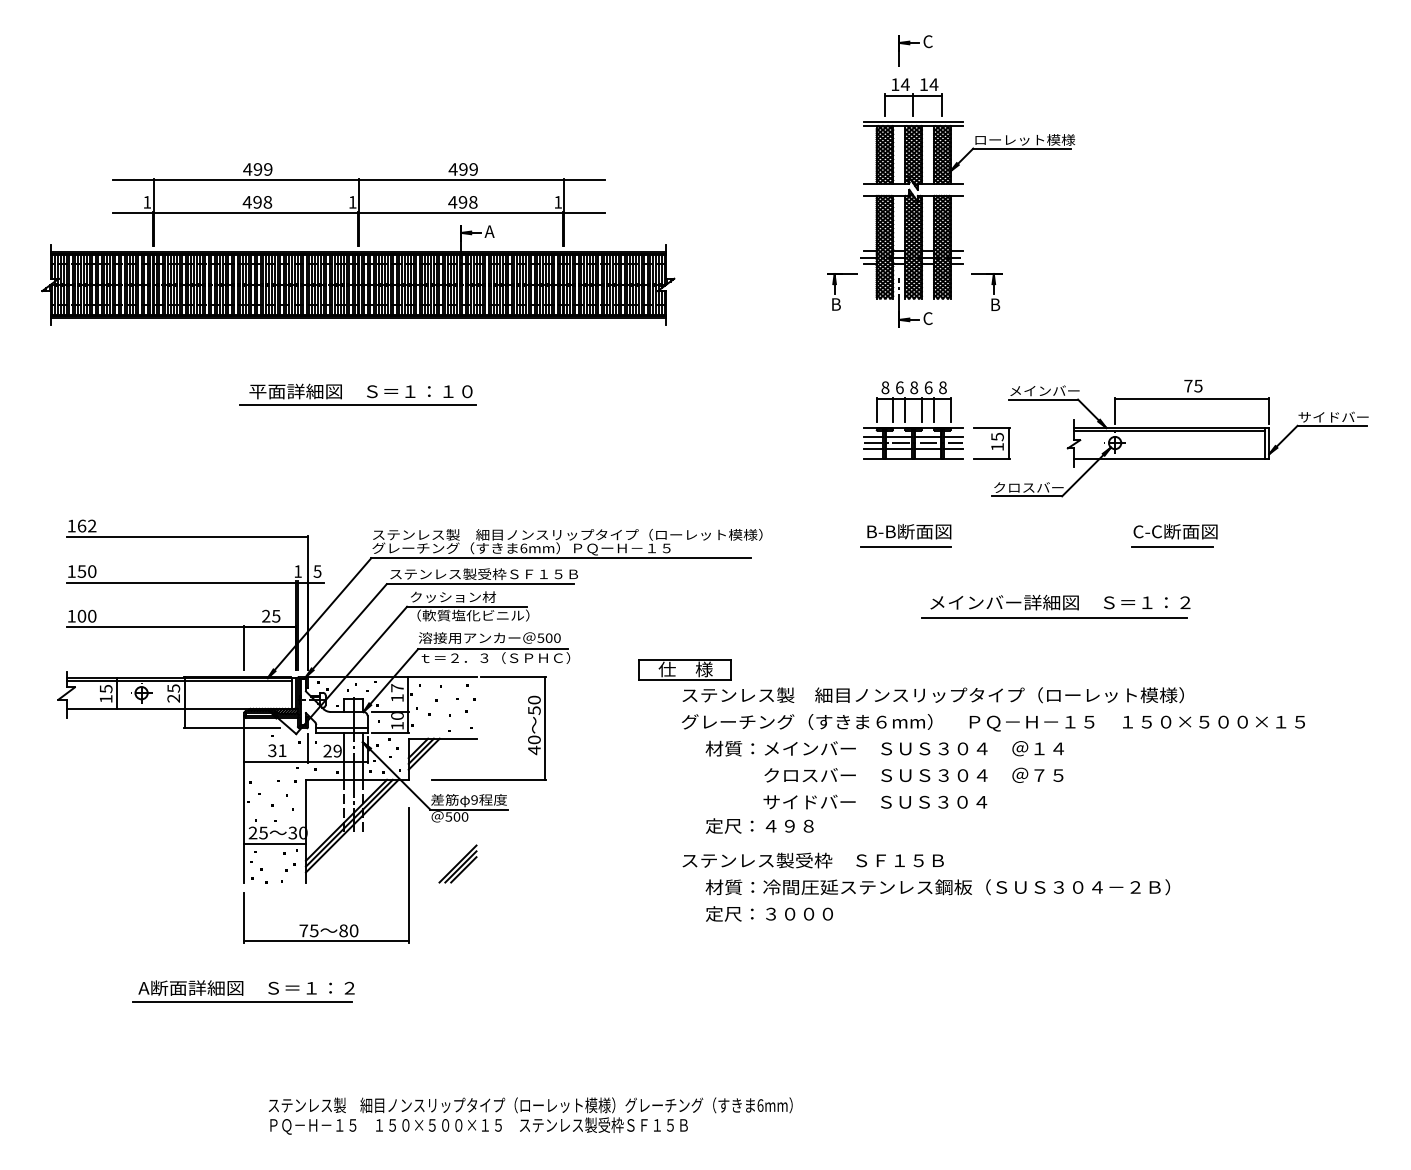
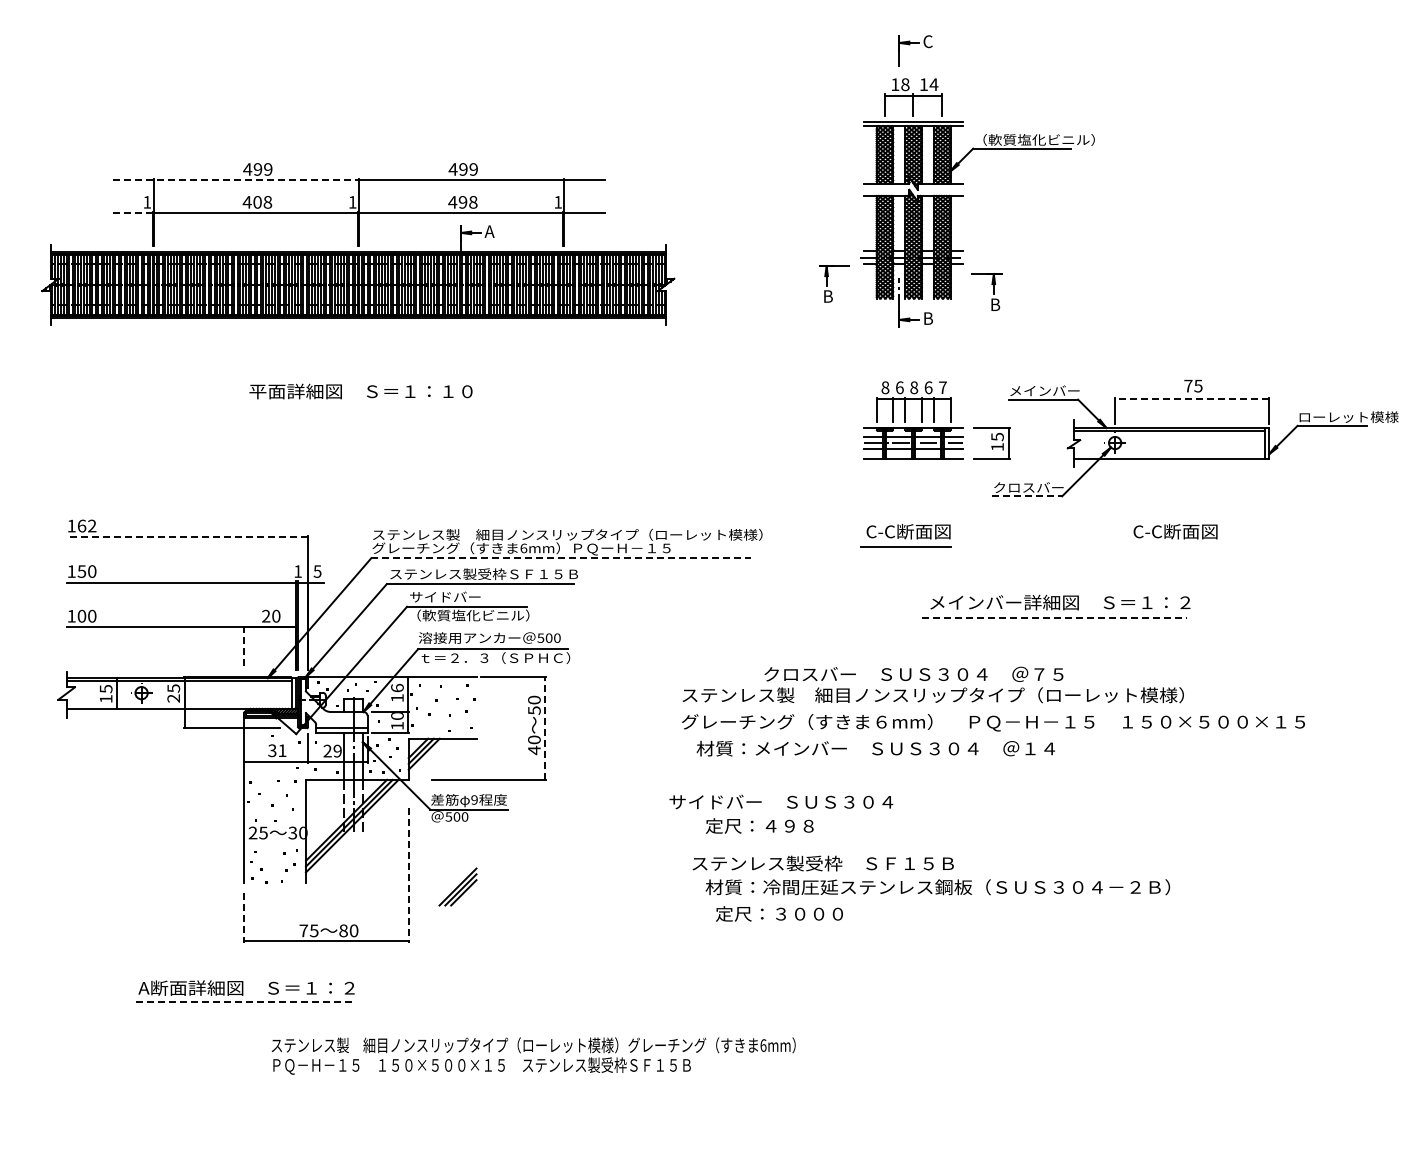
text: 14 -> 18 (904, 84)
text: ローレット模様 -> （軟質塩化ビニル） (1034, 139)
line: solid -> dashed (236, 180)
text: 498 -> 408 (257, 202)
line: solid -> dashed (133, 213)
part position: (835, 291) -> (827, 283) (827, 283)
text: C -> B (927, 318)
text: 8 -> 7 (942, 387)
line: solid -> dashed (1191, 398)
line: present -> none (358, 405)
text: サイドバー -> ローレット模様 (1348, 417)
line: solid -> dashed (1027, 496)
text: B-B断面図 -> C-C断面図 (908, 531)
line: solid -> dashed (187, 537)
line: present -> none (1172, 546)
line: solid -> dashed (561, 558)
text: クッション材 -> サイドバー (452, 596)
text: 25 -> 20 (276, 615)
line: solid -> dashed (1054, 617)
line: solid -> dashed (244, 648)
part: present -> none (684, 669)
text: 17 -> 16 (397, 687)
line: solid -> dashed (545, 727)
text position: (884, 748) -> (875, 748) (875, 748)
text position: (913, 774) -> (913, 673) (913, 673)
text position: (875, 801) -> (781, 801) (781, 801)
line: present -> none (274, 843)
text position: (812, 860) -> (822, 863) (822, 863)
part position: (457, 863) -> (457, 886) (457, 886)
line: solid -> dashed (408, 876)
text position: (769, 913) -> (779, 913) (779, 913)
line: solid -> dashed (244, 917)
line: solid -> dashed (241, 1002)
text position: (530, 1115) -> (533, 1055) (533, 1055)
